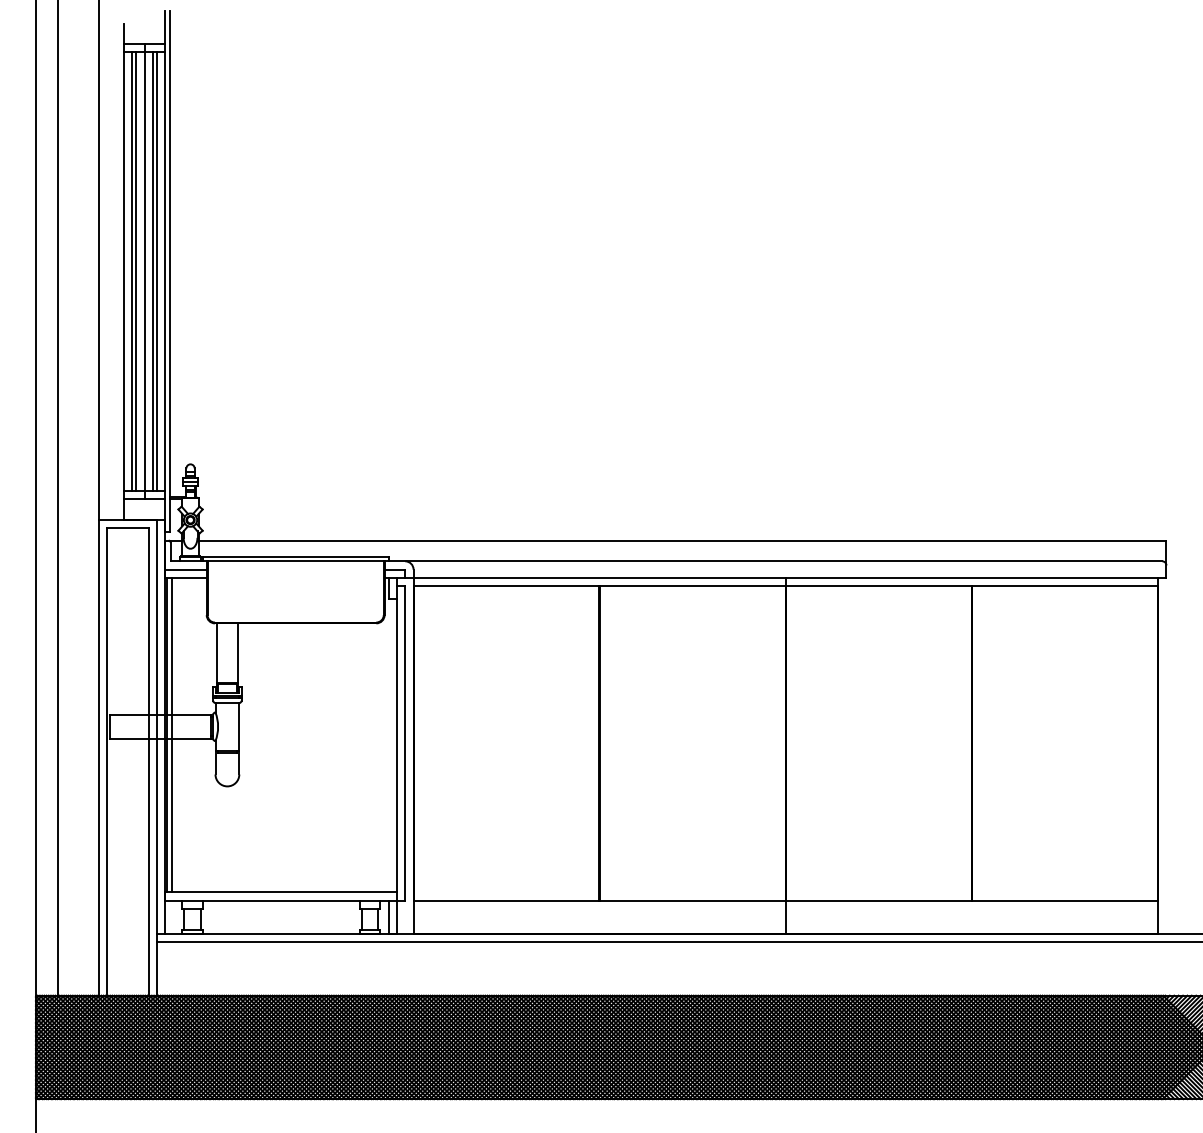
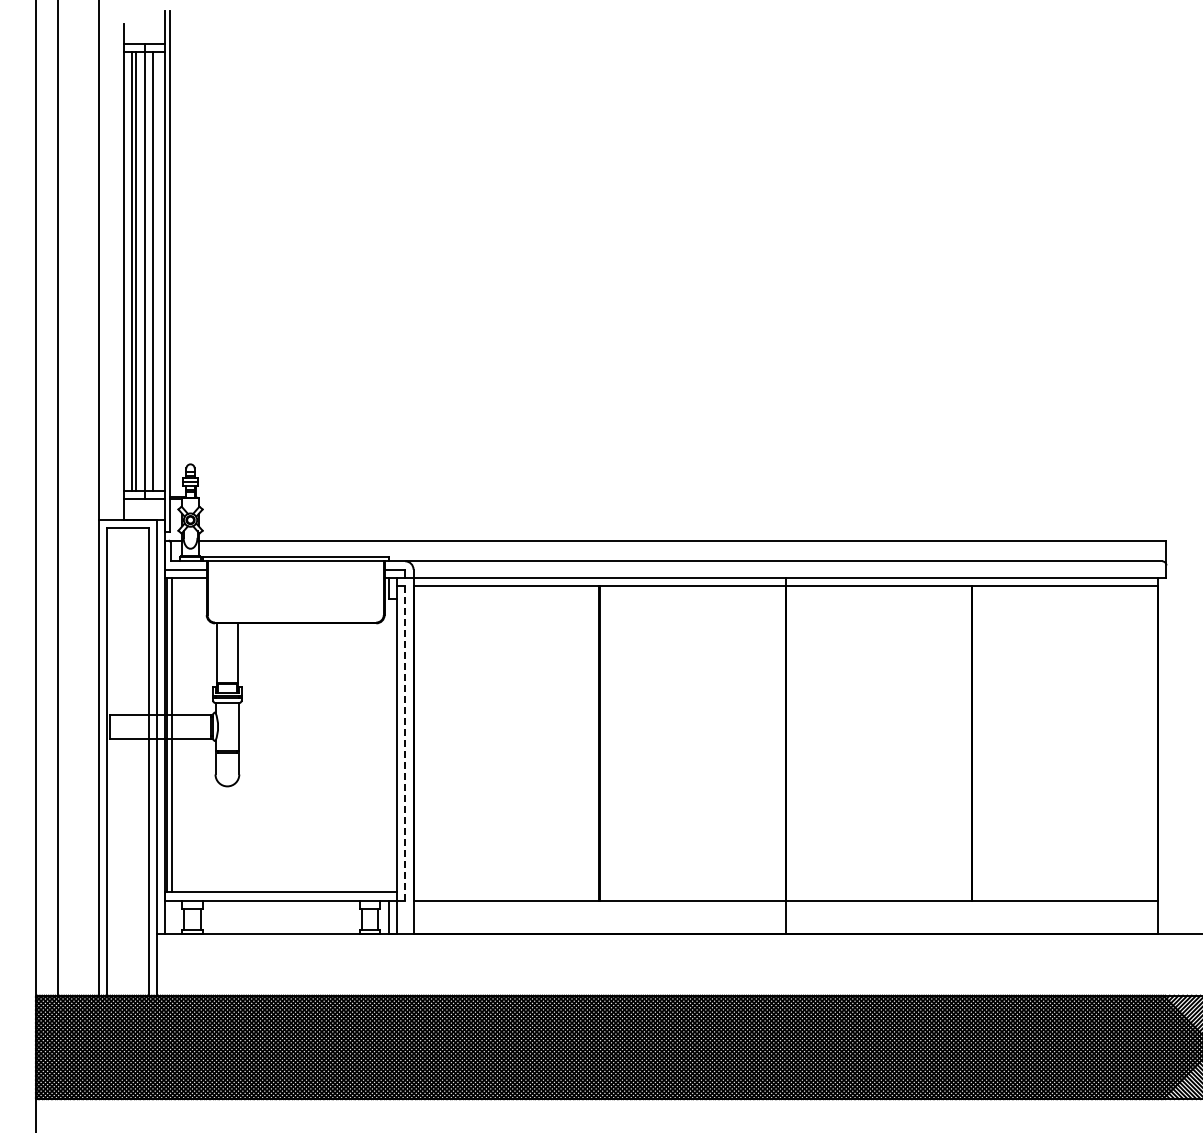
line: present -> none (157, 271)
line: solid -> dashed (405, 743)
line: present -> none (678, 941)
